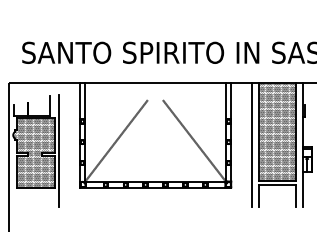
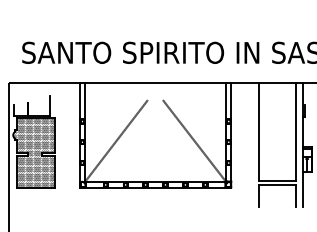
hatch: present -> none (277, 132)
line: present -> none (251, 144)
line: present -> none (59, 150)
